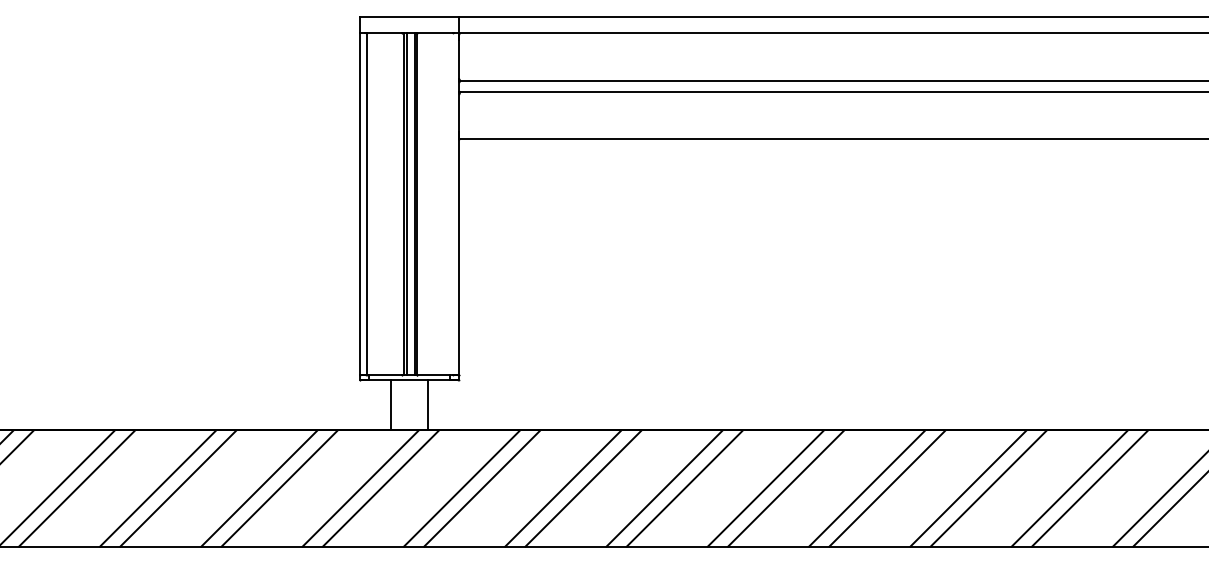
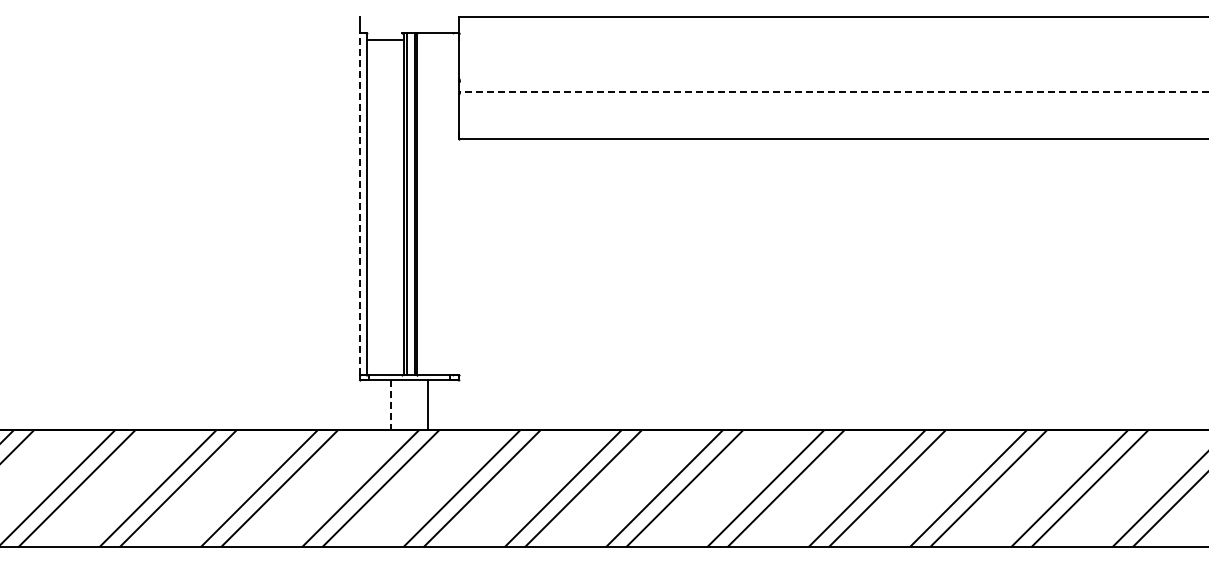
line: present -> none (409, 16)
line position: (384, 33) -> (384, 40) (384, 40)
line: present -> none (832, 33)
line: present -> none (832, 80)
line: solid -> dashed (834, 91)
line: solid -> dashed (360, 204)
line: present -> none (459, 256)
line: solid -> dashed (390, 405)
